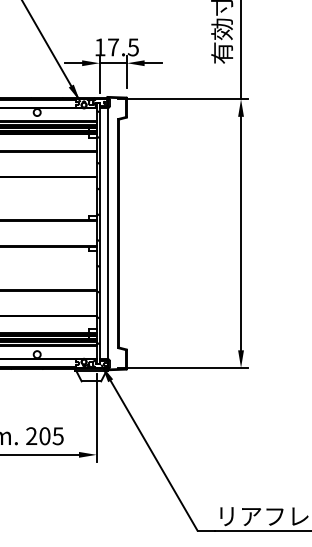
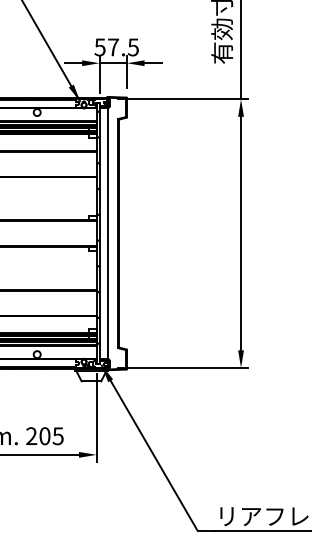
text: 17.5 -> 57.5 (99, 47)
